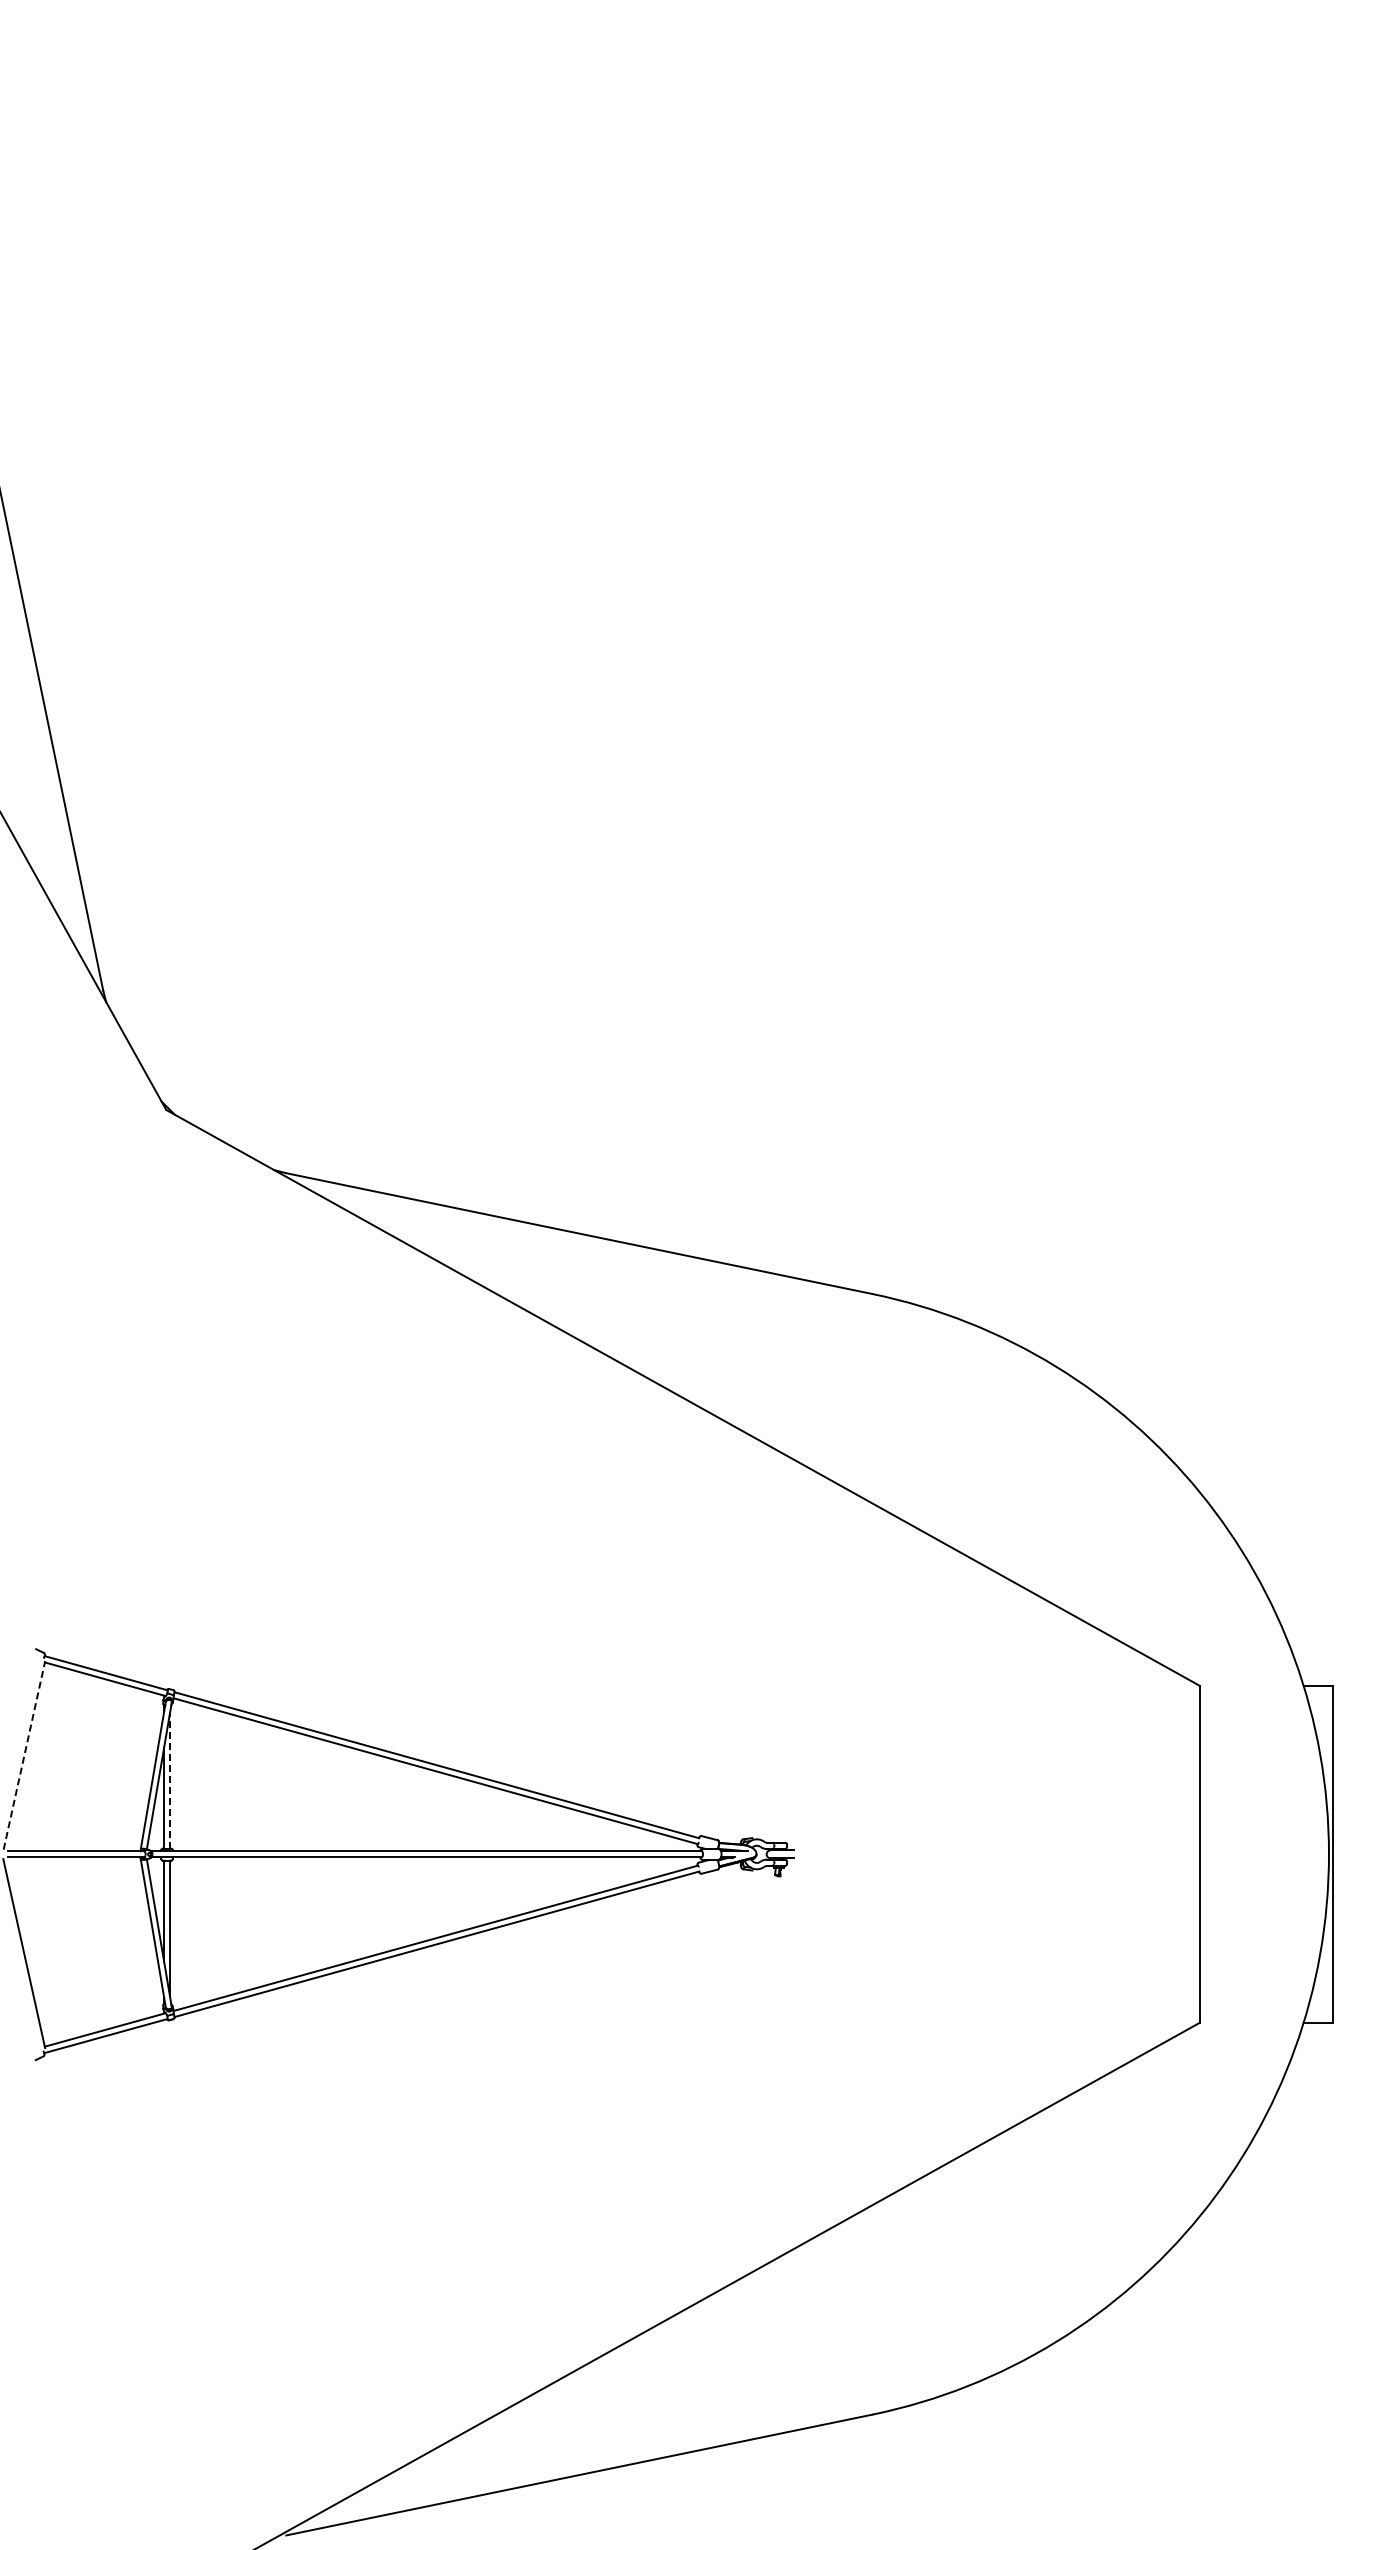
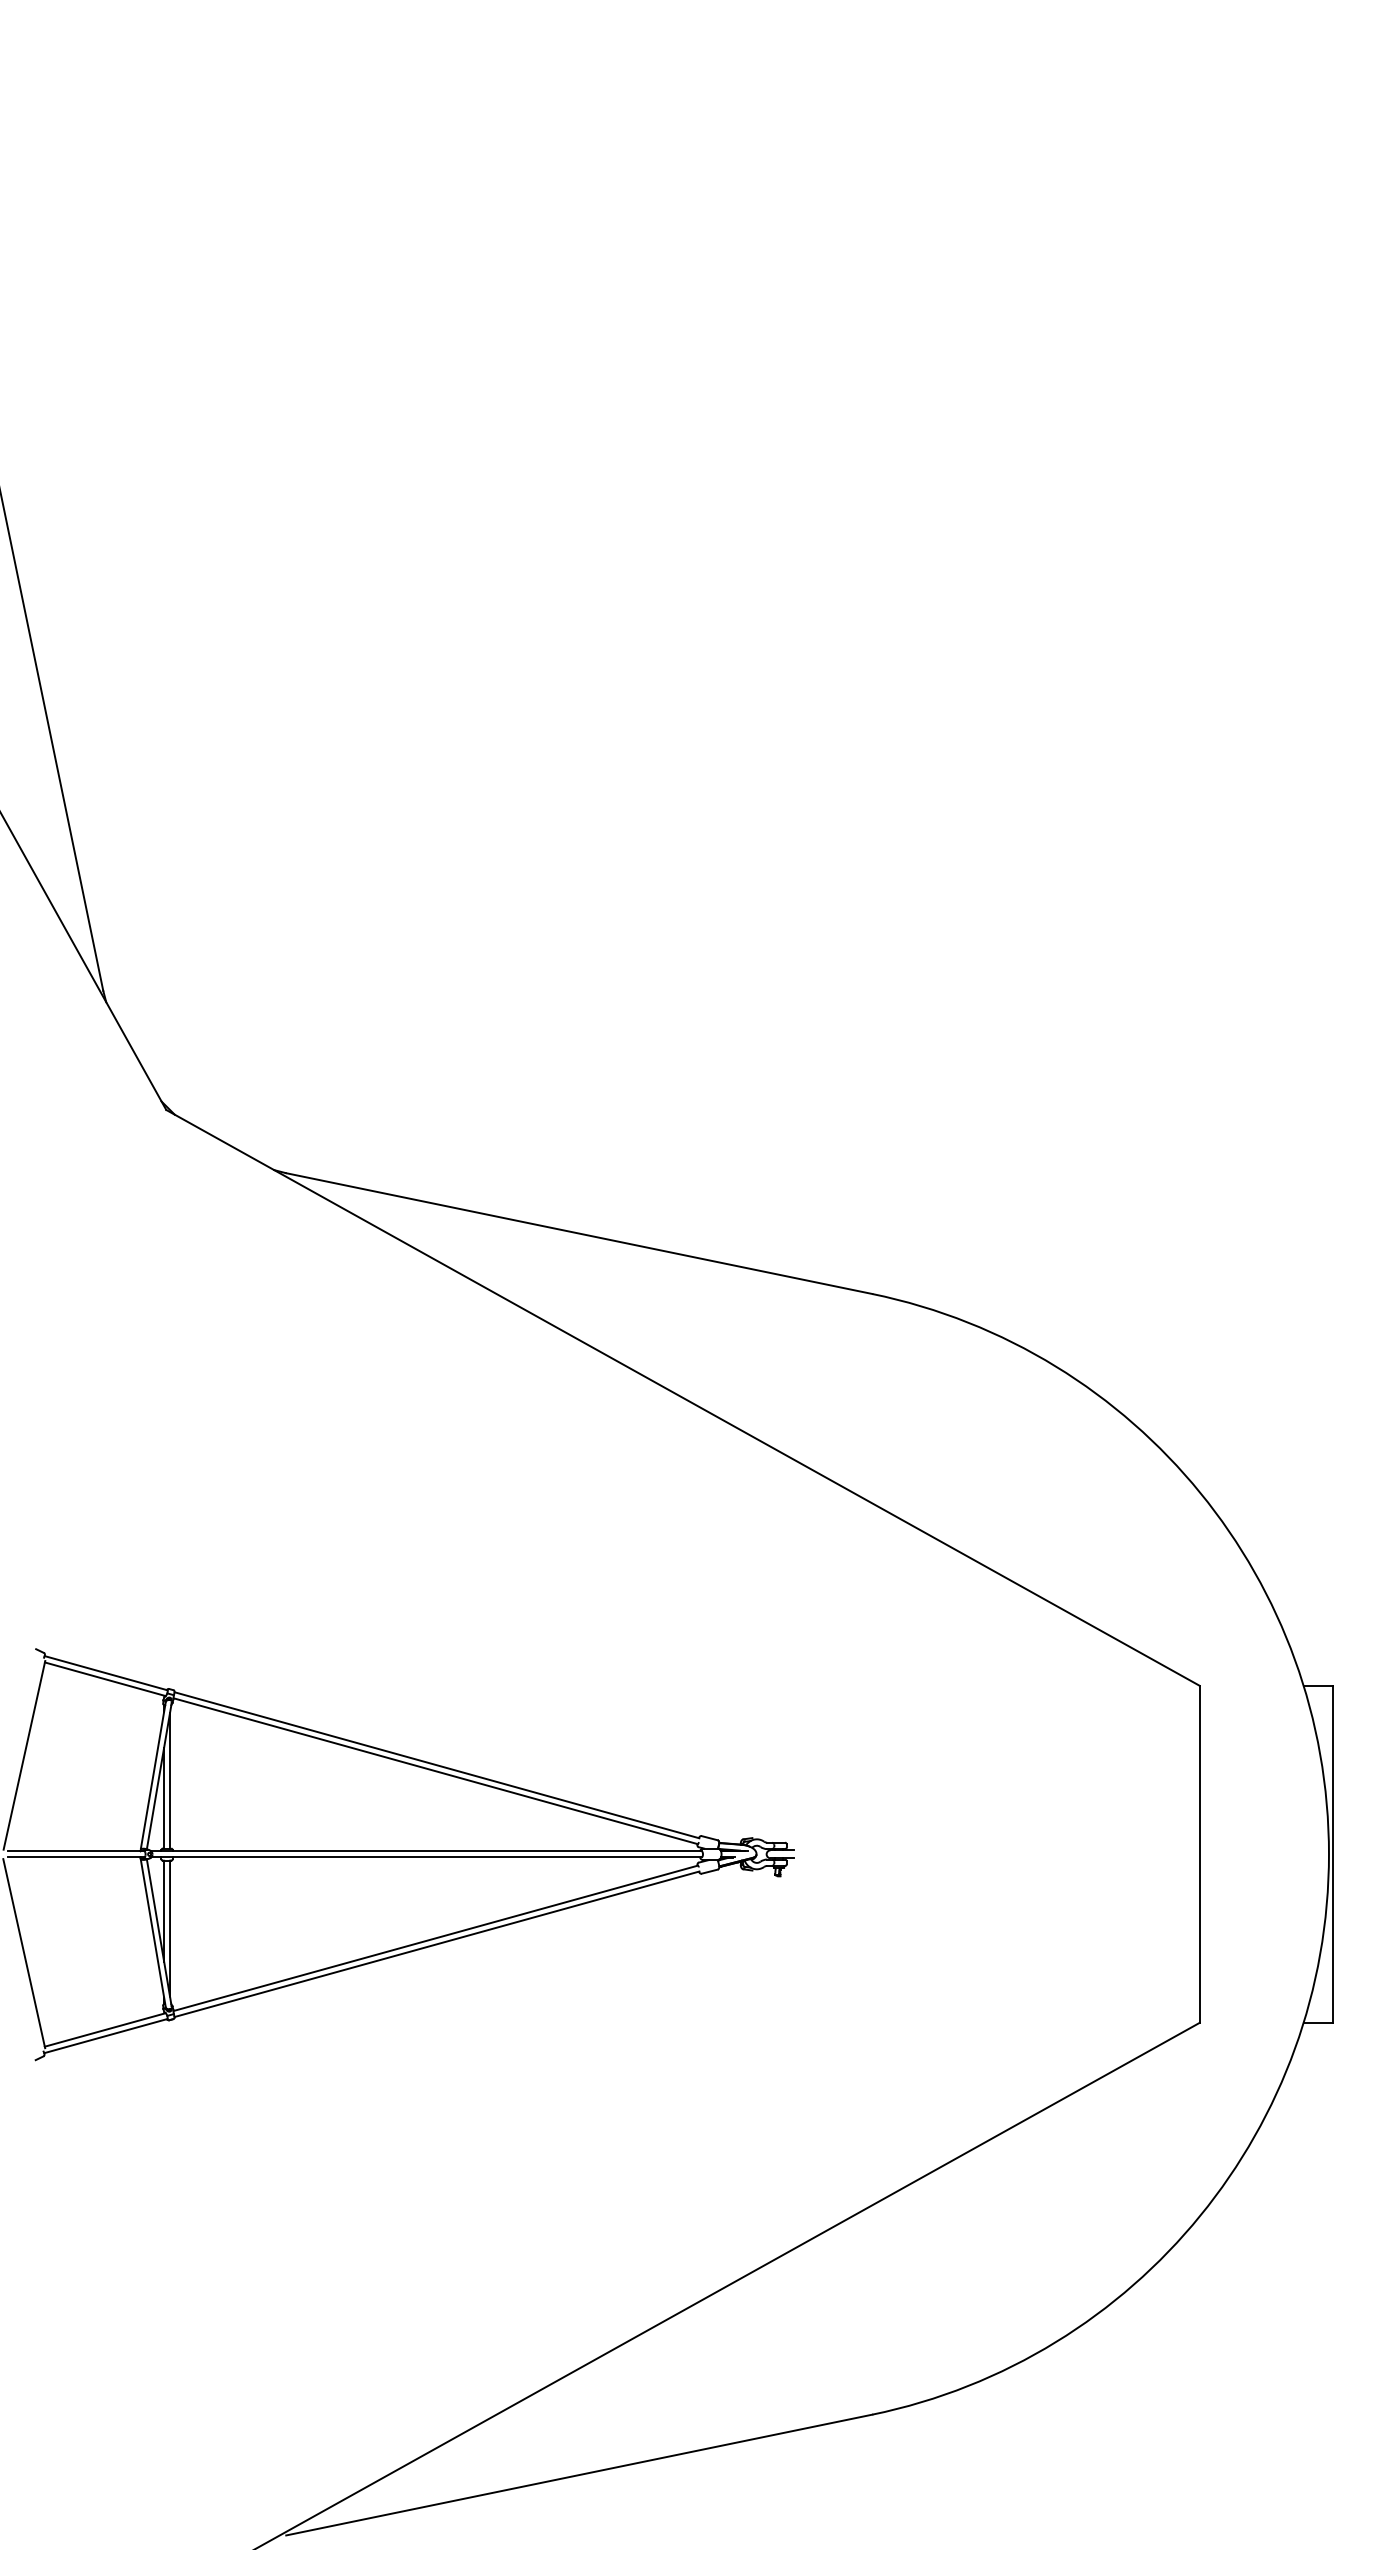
line: dashed -> solid (24, 1755)
line: dashed -> solid (170, 1780)
